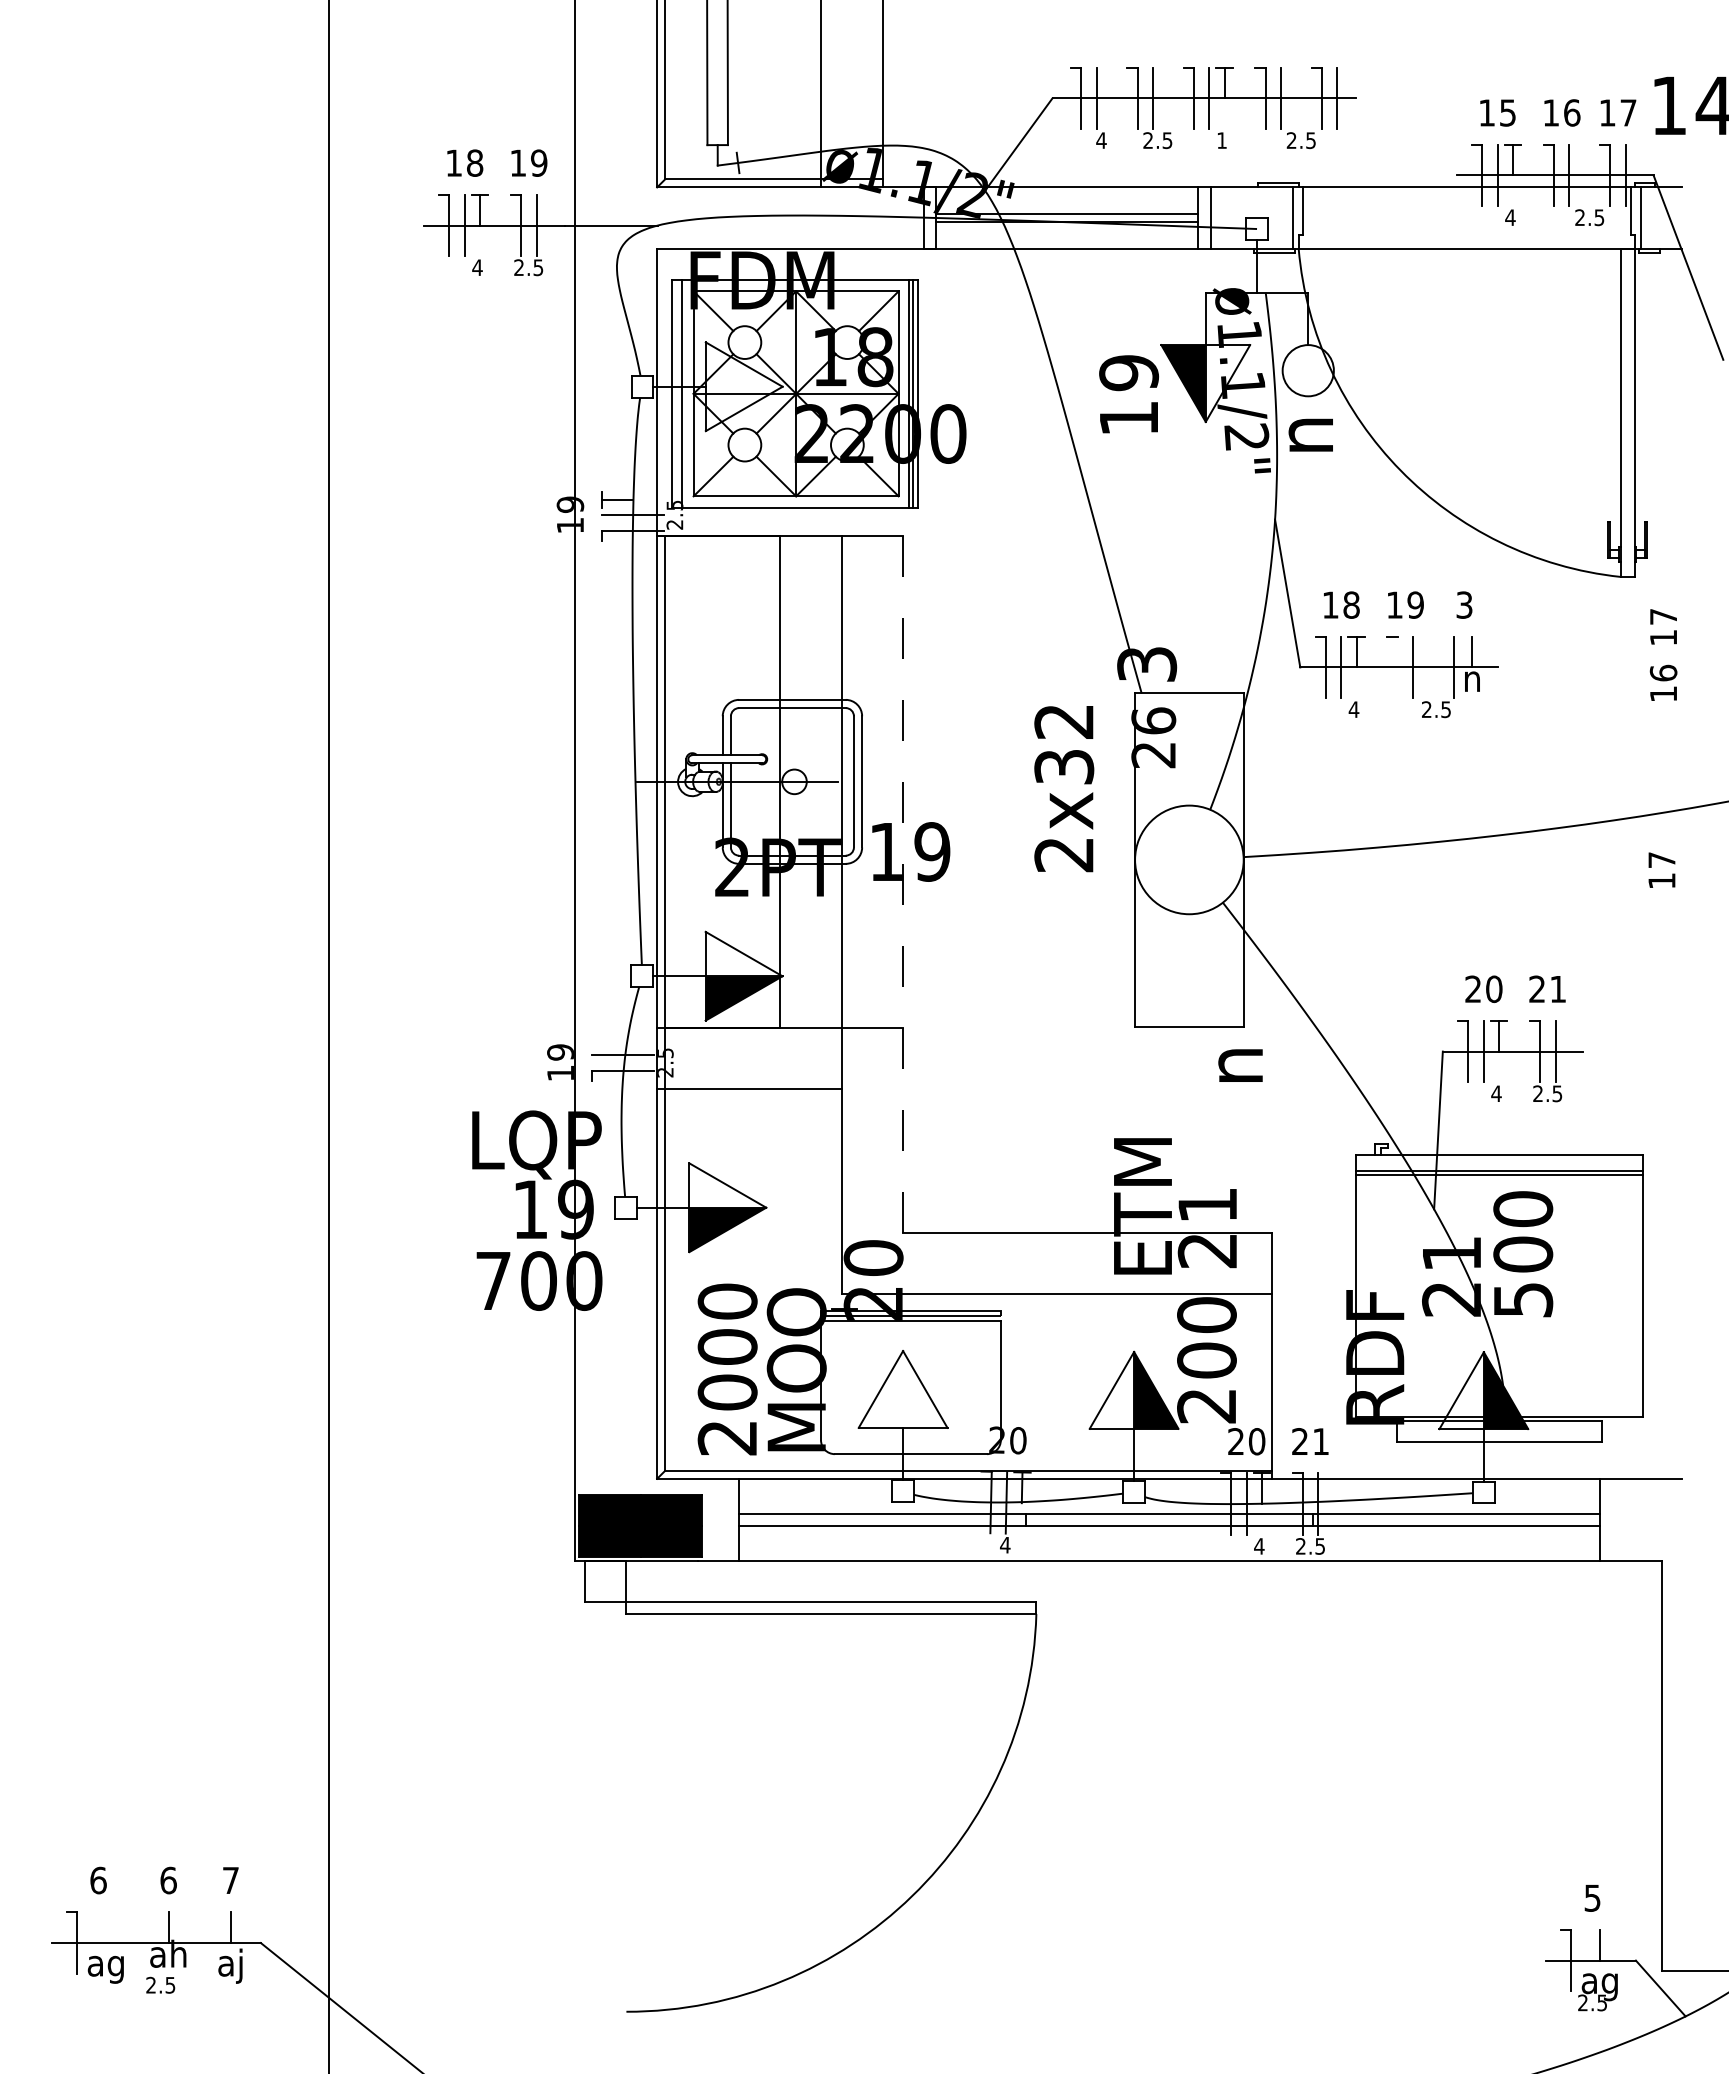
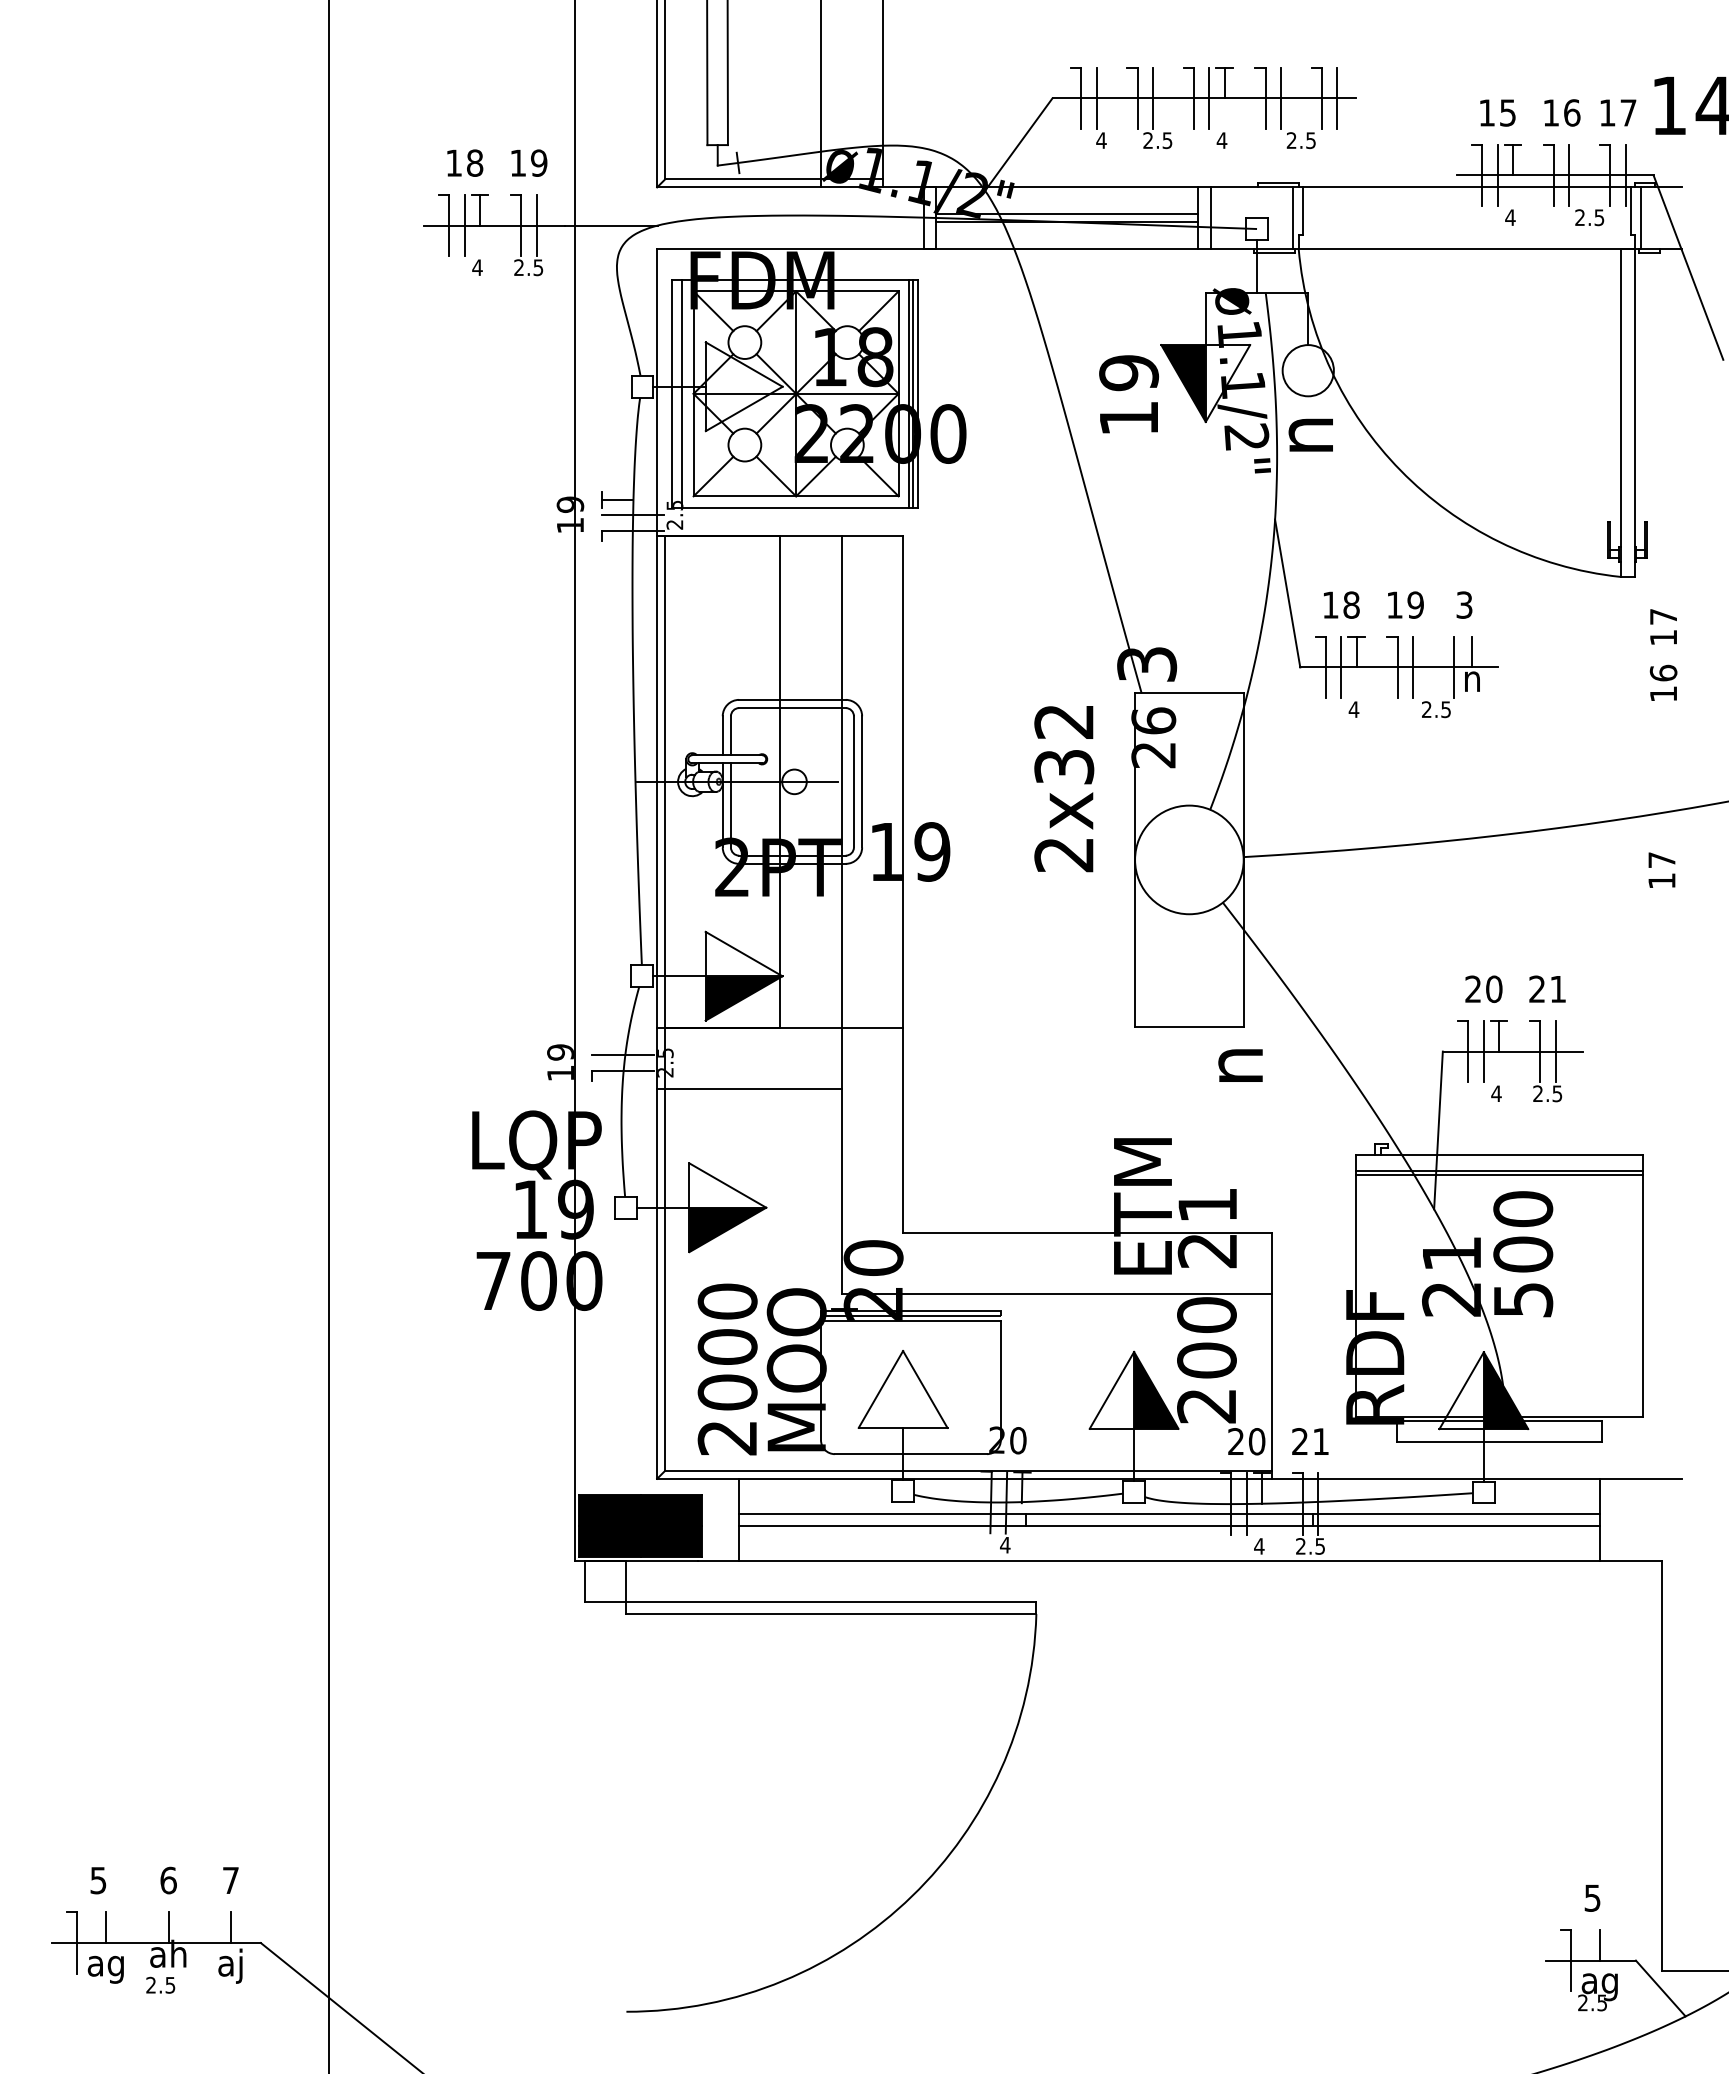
text: 1 -> 4 (1221, 140)
line: none -> present (1397, 667)
line: dashed -> solid (903, 884)
text: 6 -> 5 (98, 1880)
line: none -> present (106, 1927)
